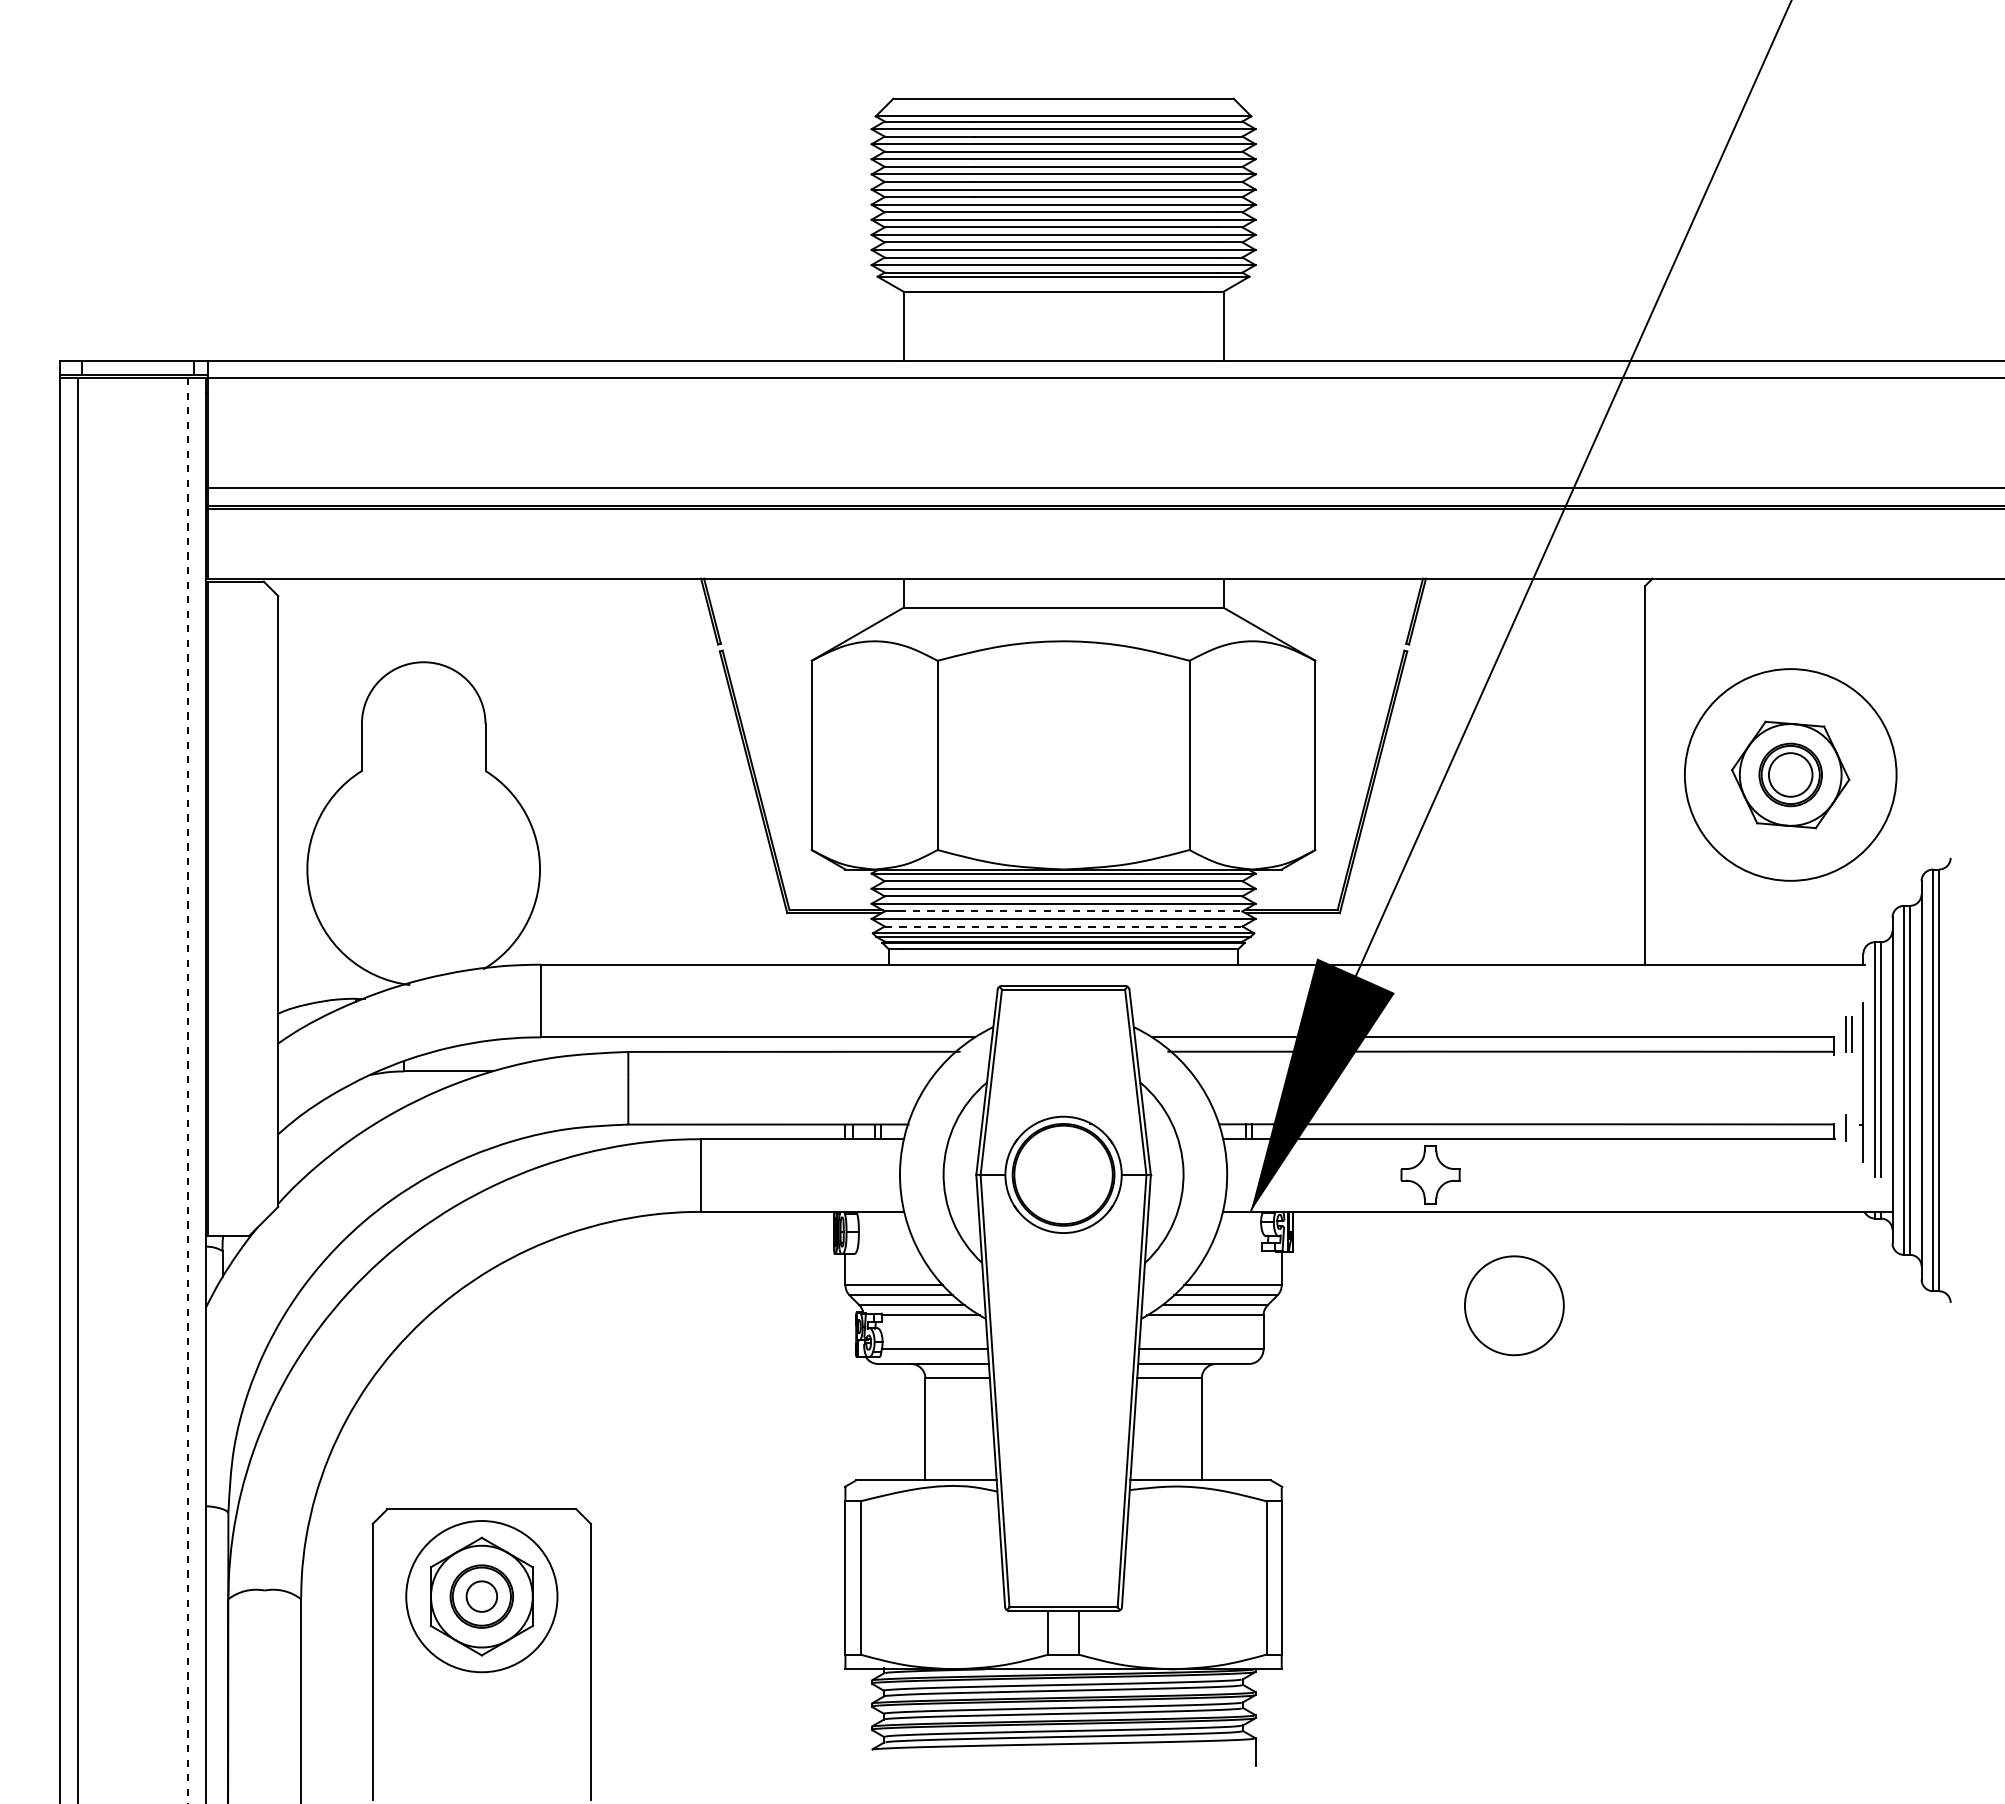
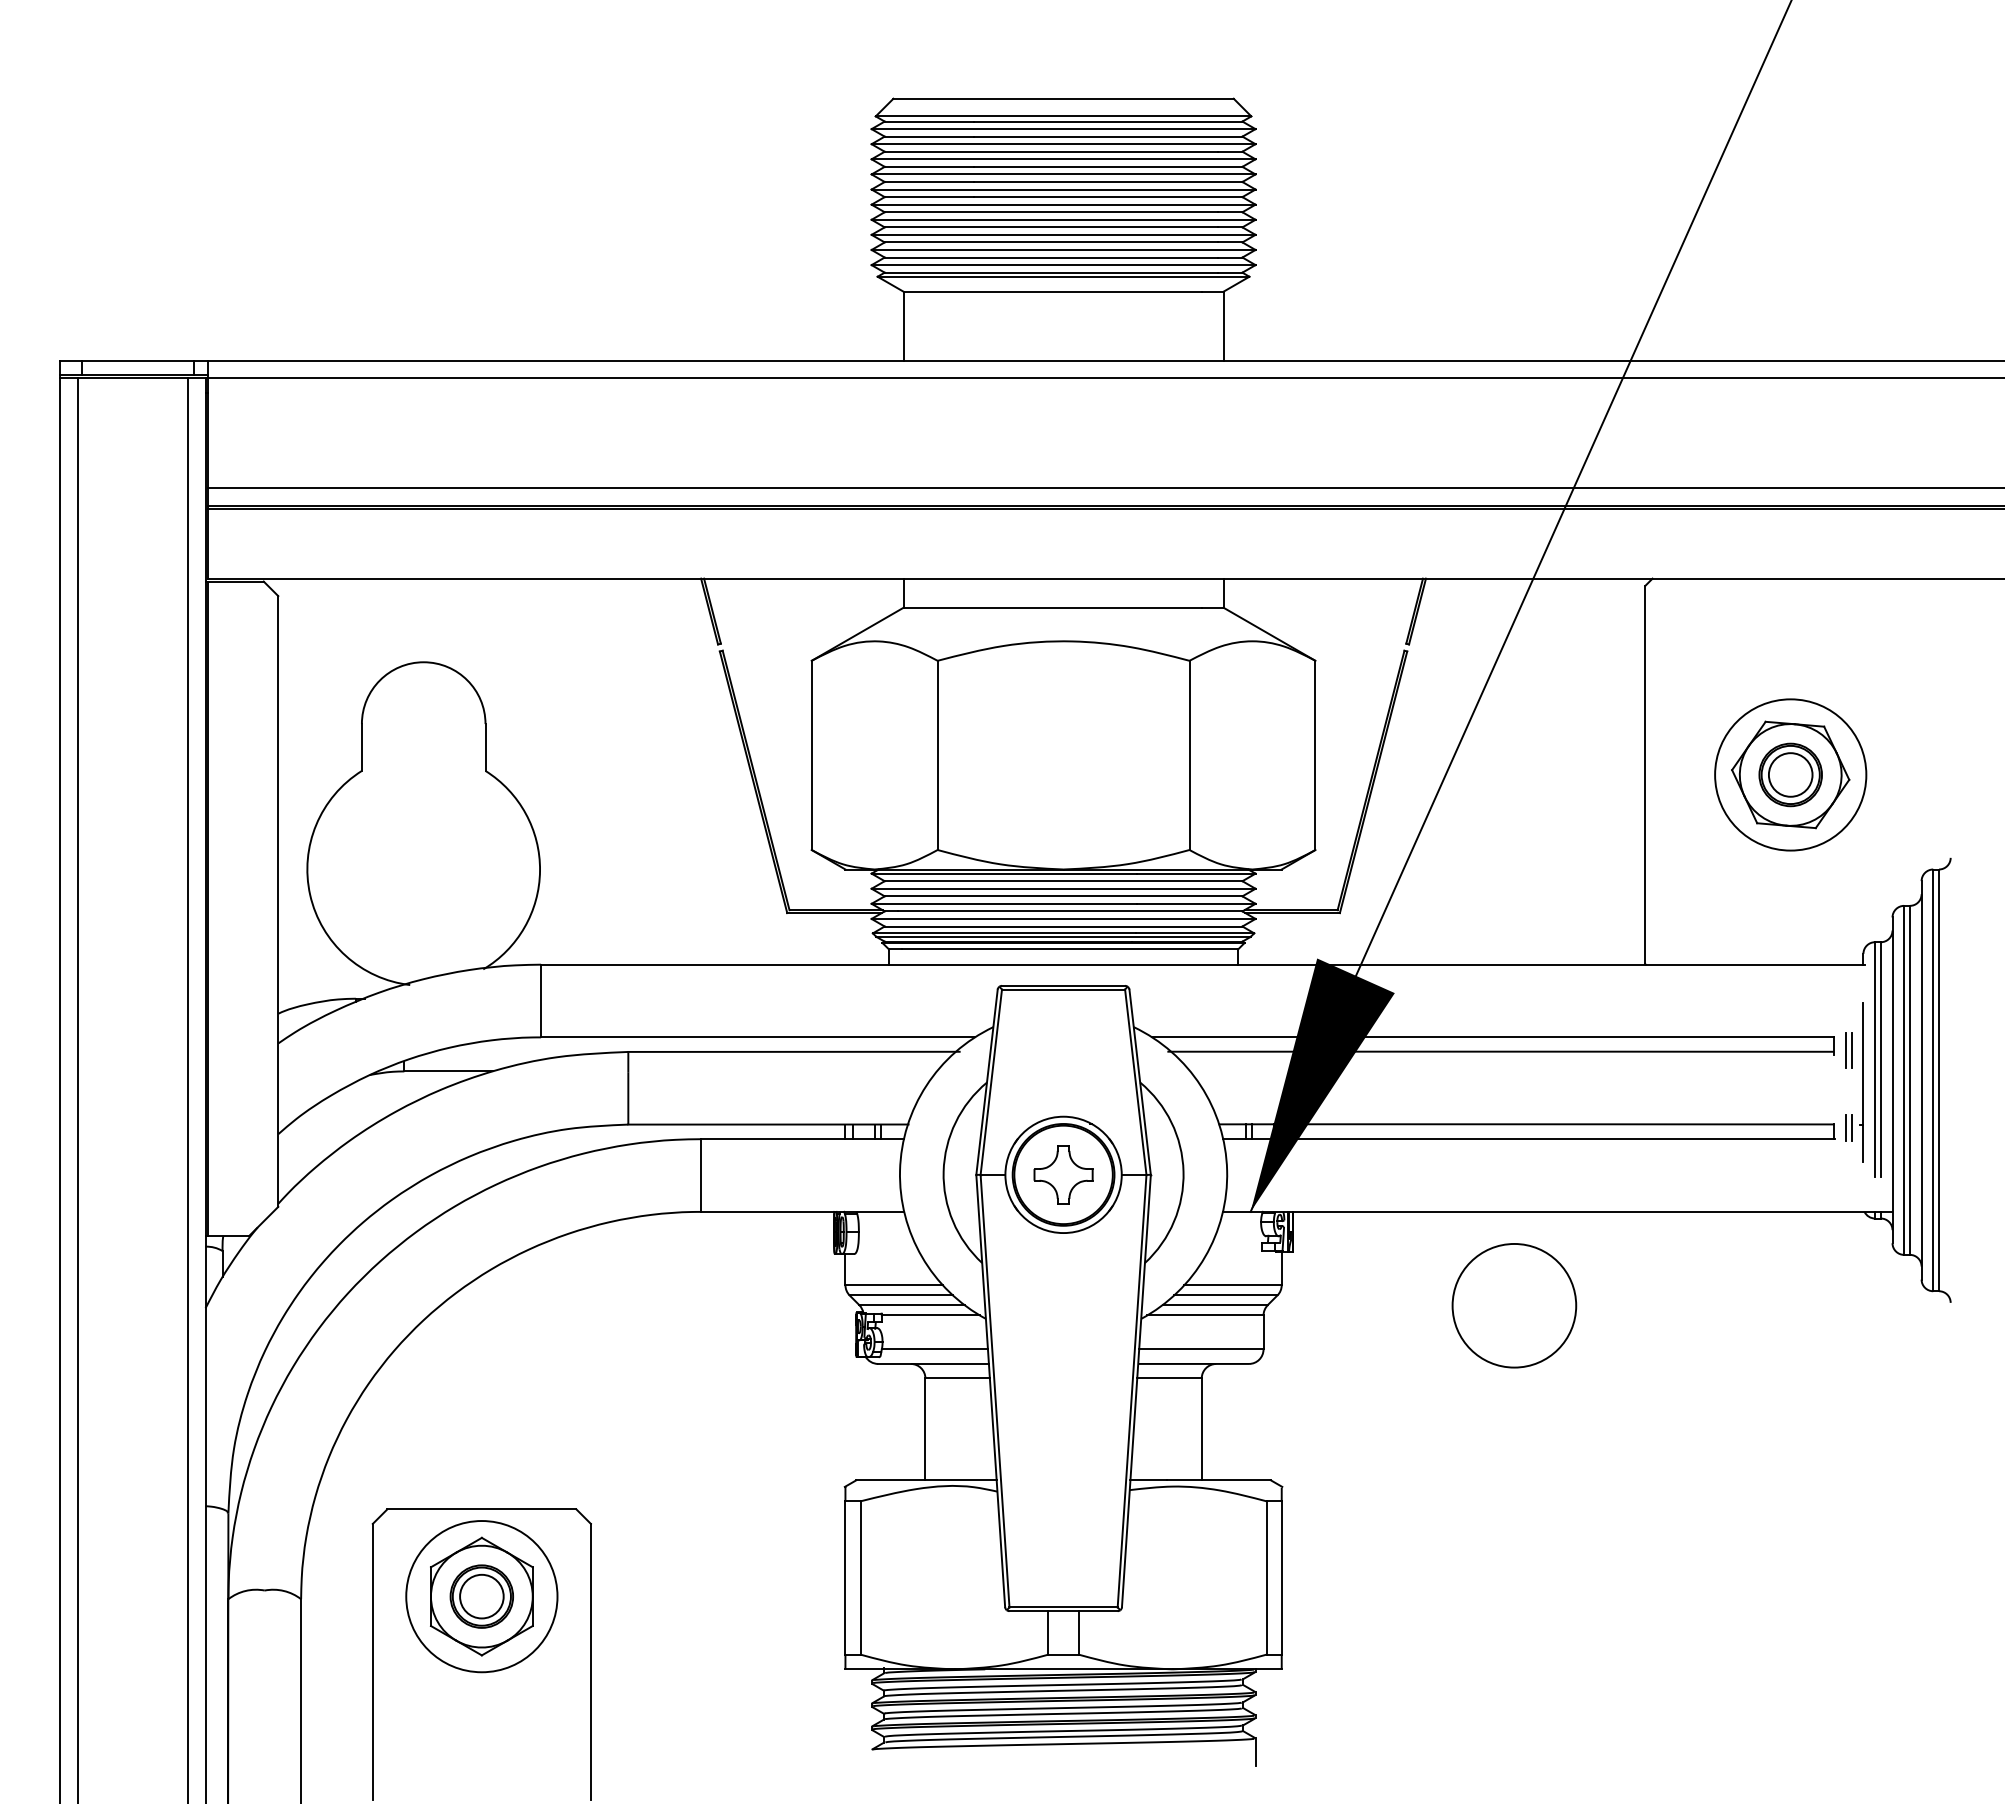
circle diameter: 212 px -> 151 px (1790, 774)
line: dashed -> solid (1070, 911)
line: dashed -> solid (1063, 926)
part position: (1848, 1034) -> (1848, 1050) (1848, 1050)
line: dashed -> solid (188, 1091)
line: none -> present (1851, 1127)
part position: (1430, 1174) -> (1063, 1174) (1063, 1174)
circle diameter: 99 px -> 124 px (1514, 1305)
circle diameter: 31 px -> 44 px (481, 1596)
